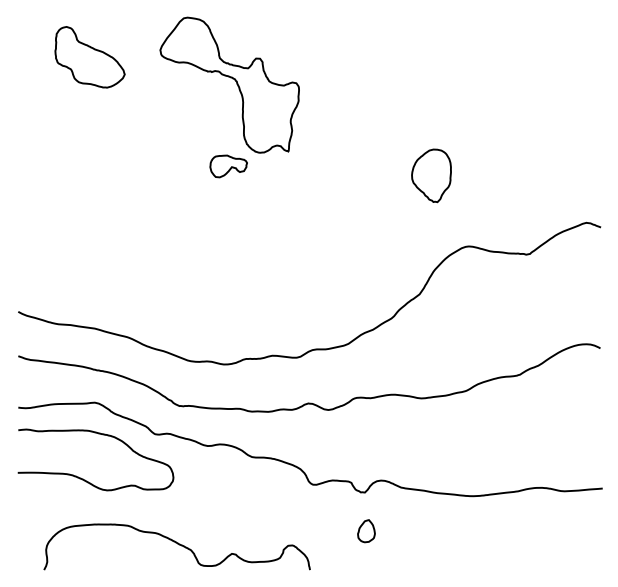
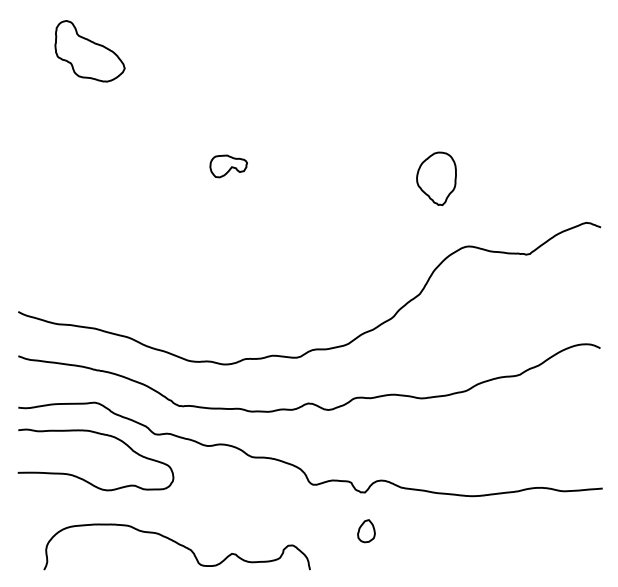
part position: (89, 57) -> (89, 51) (89, 51)
part: present -> none (229, 84)
part position: (431, 175) -> (436, 178) (436, 178)
